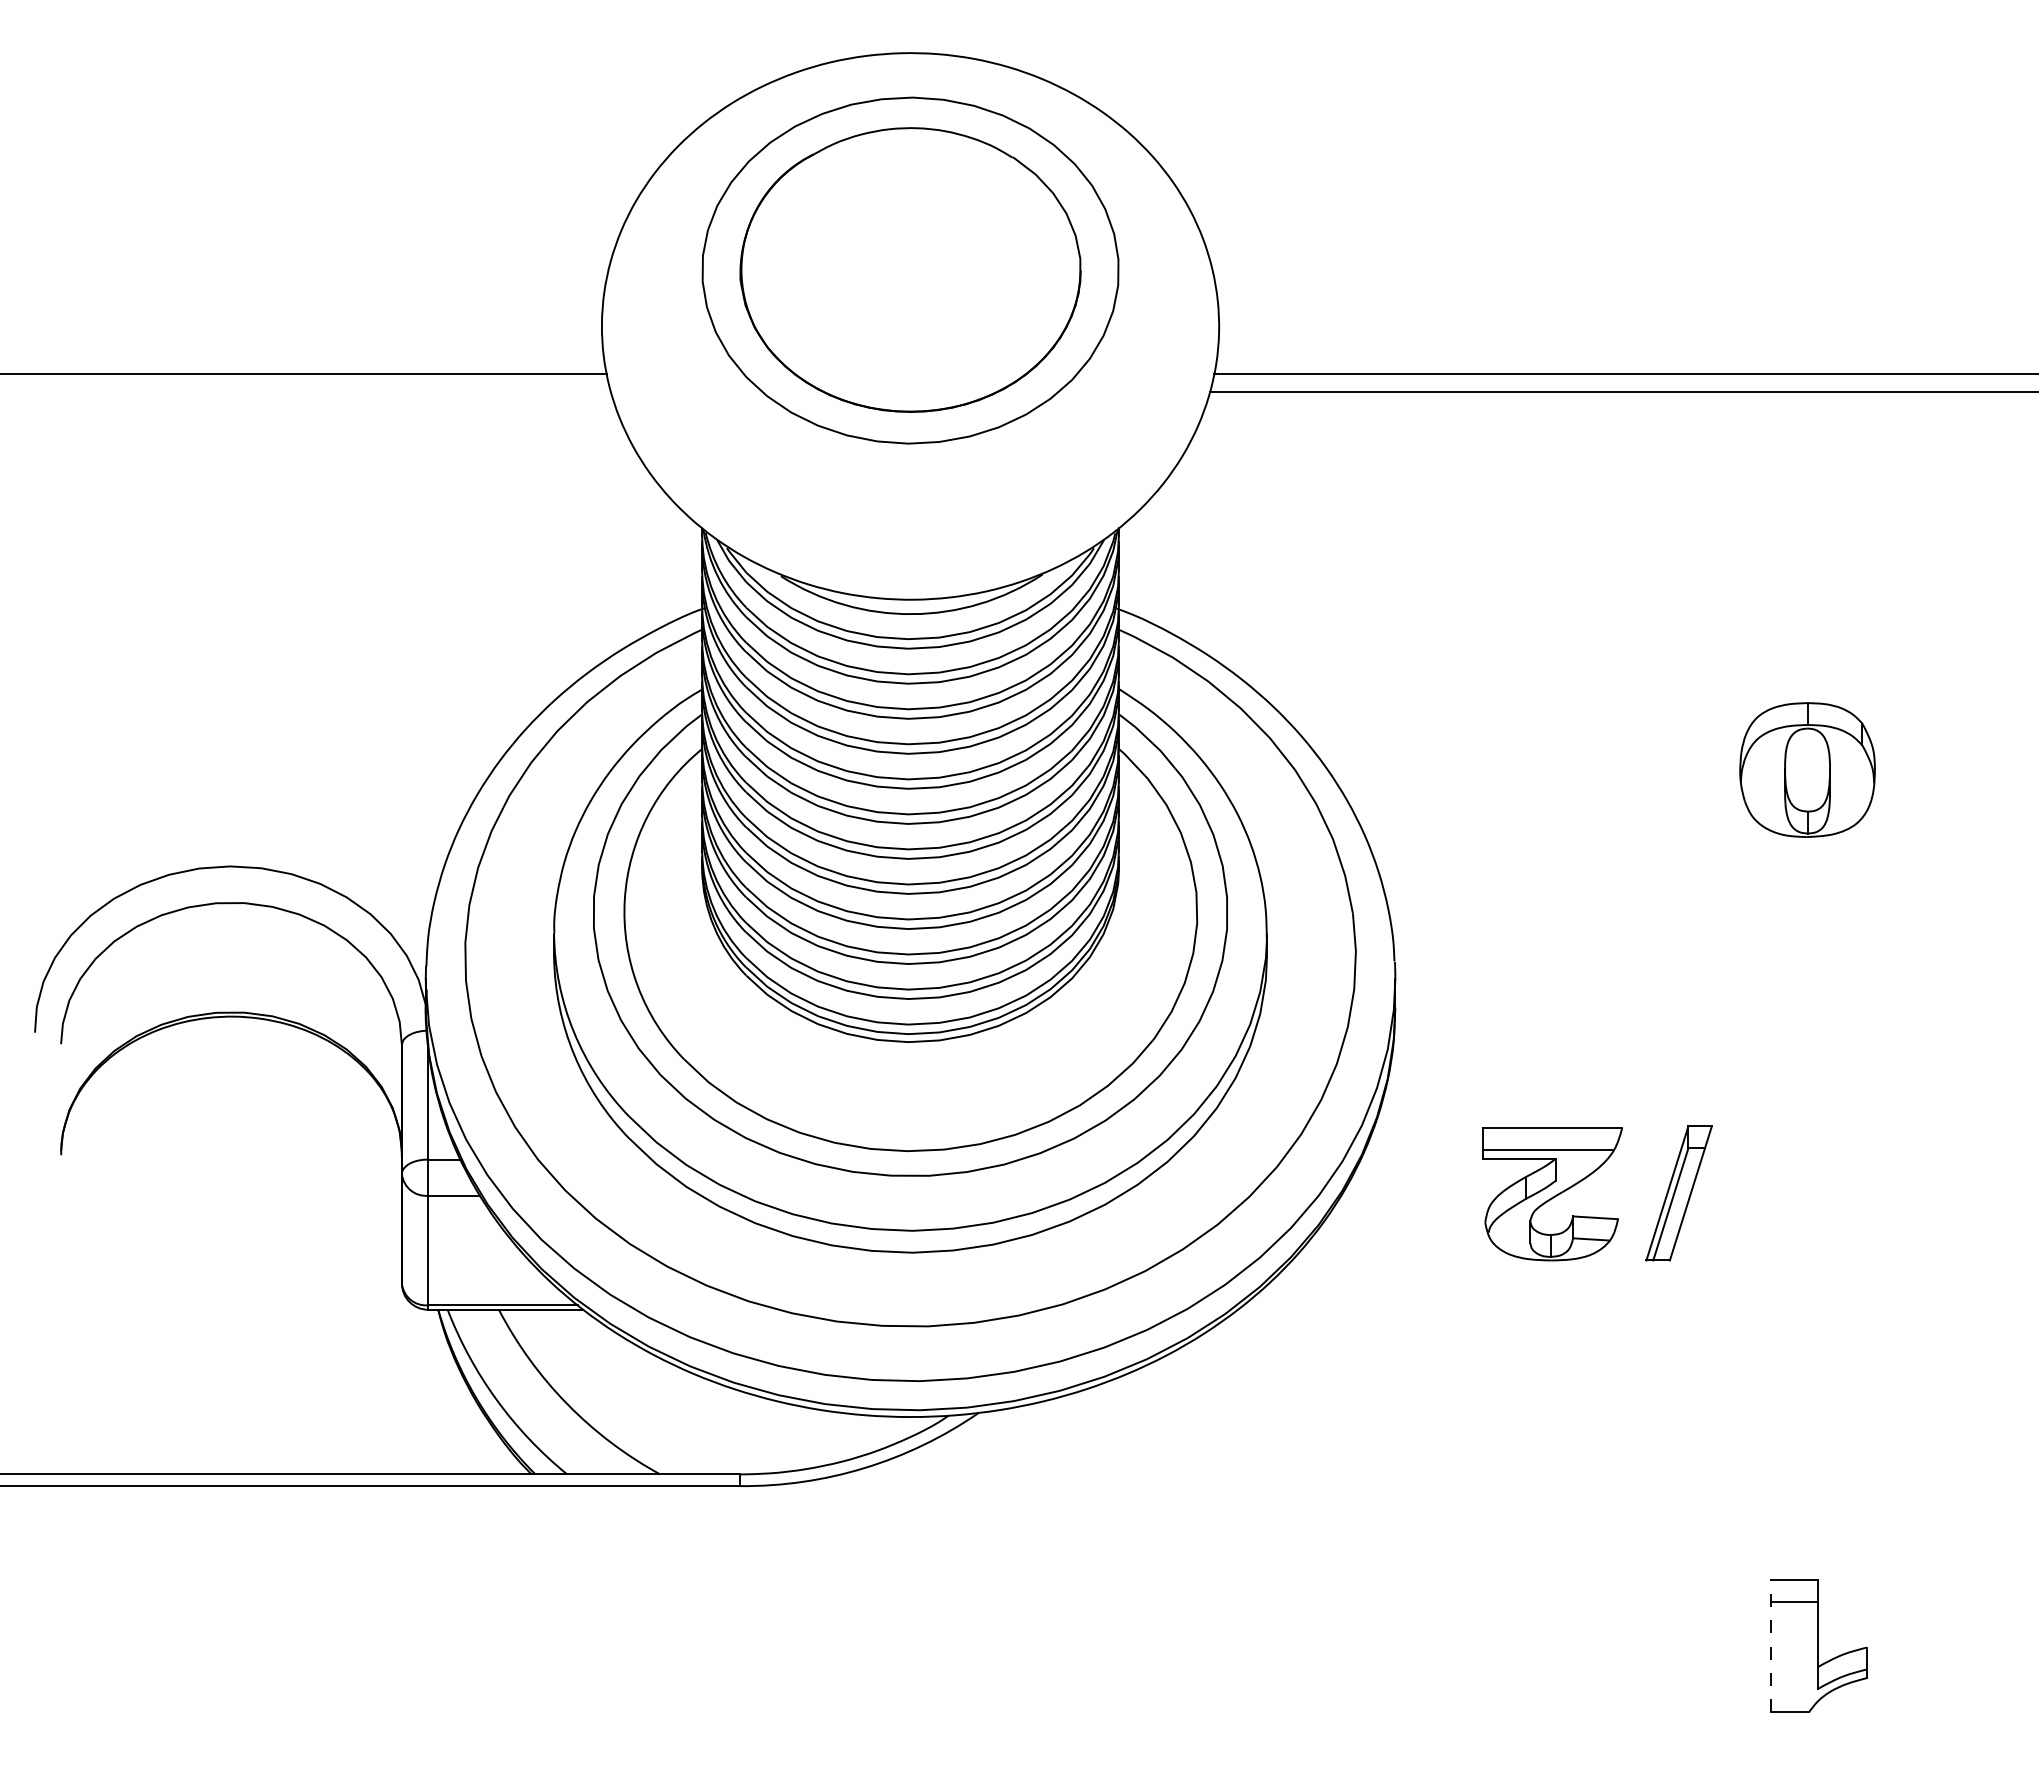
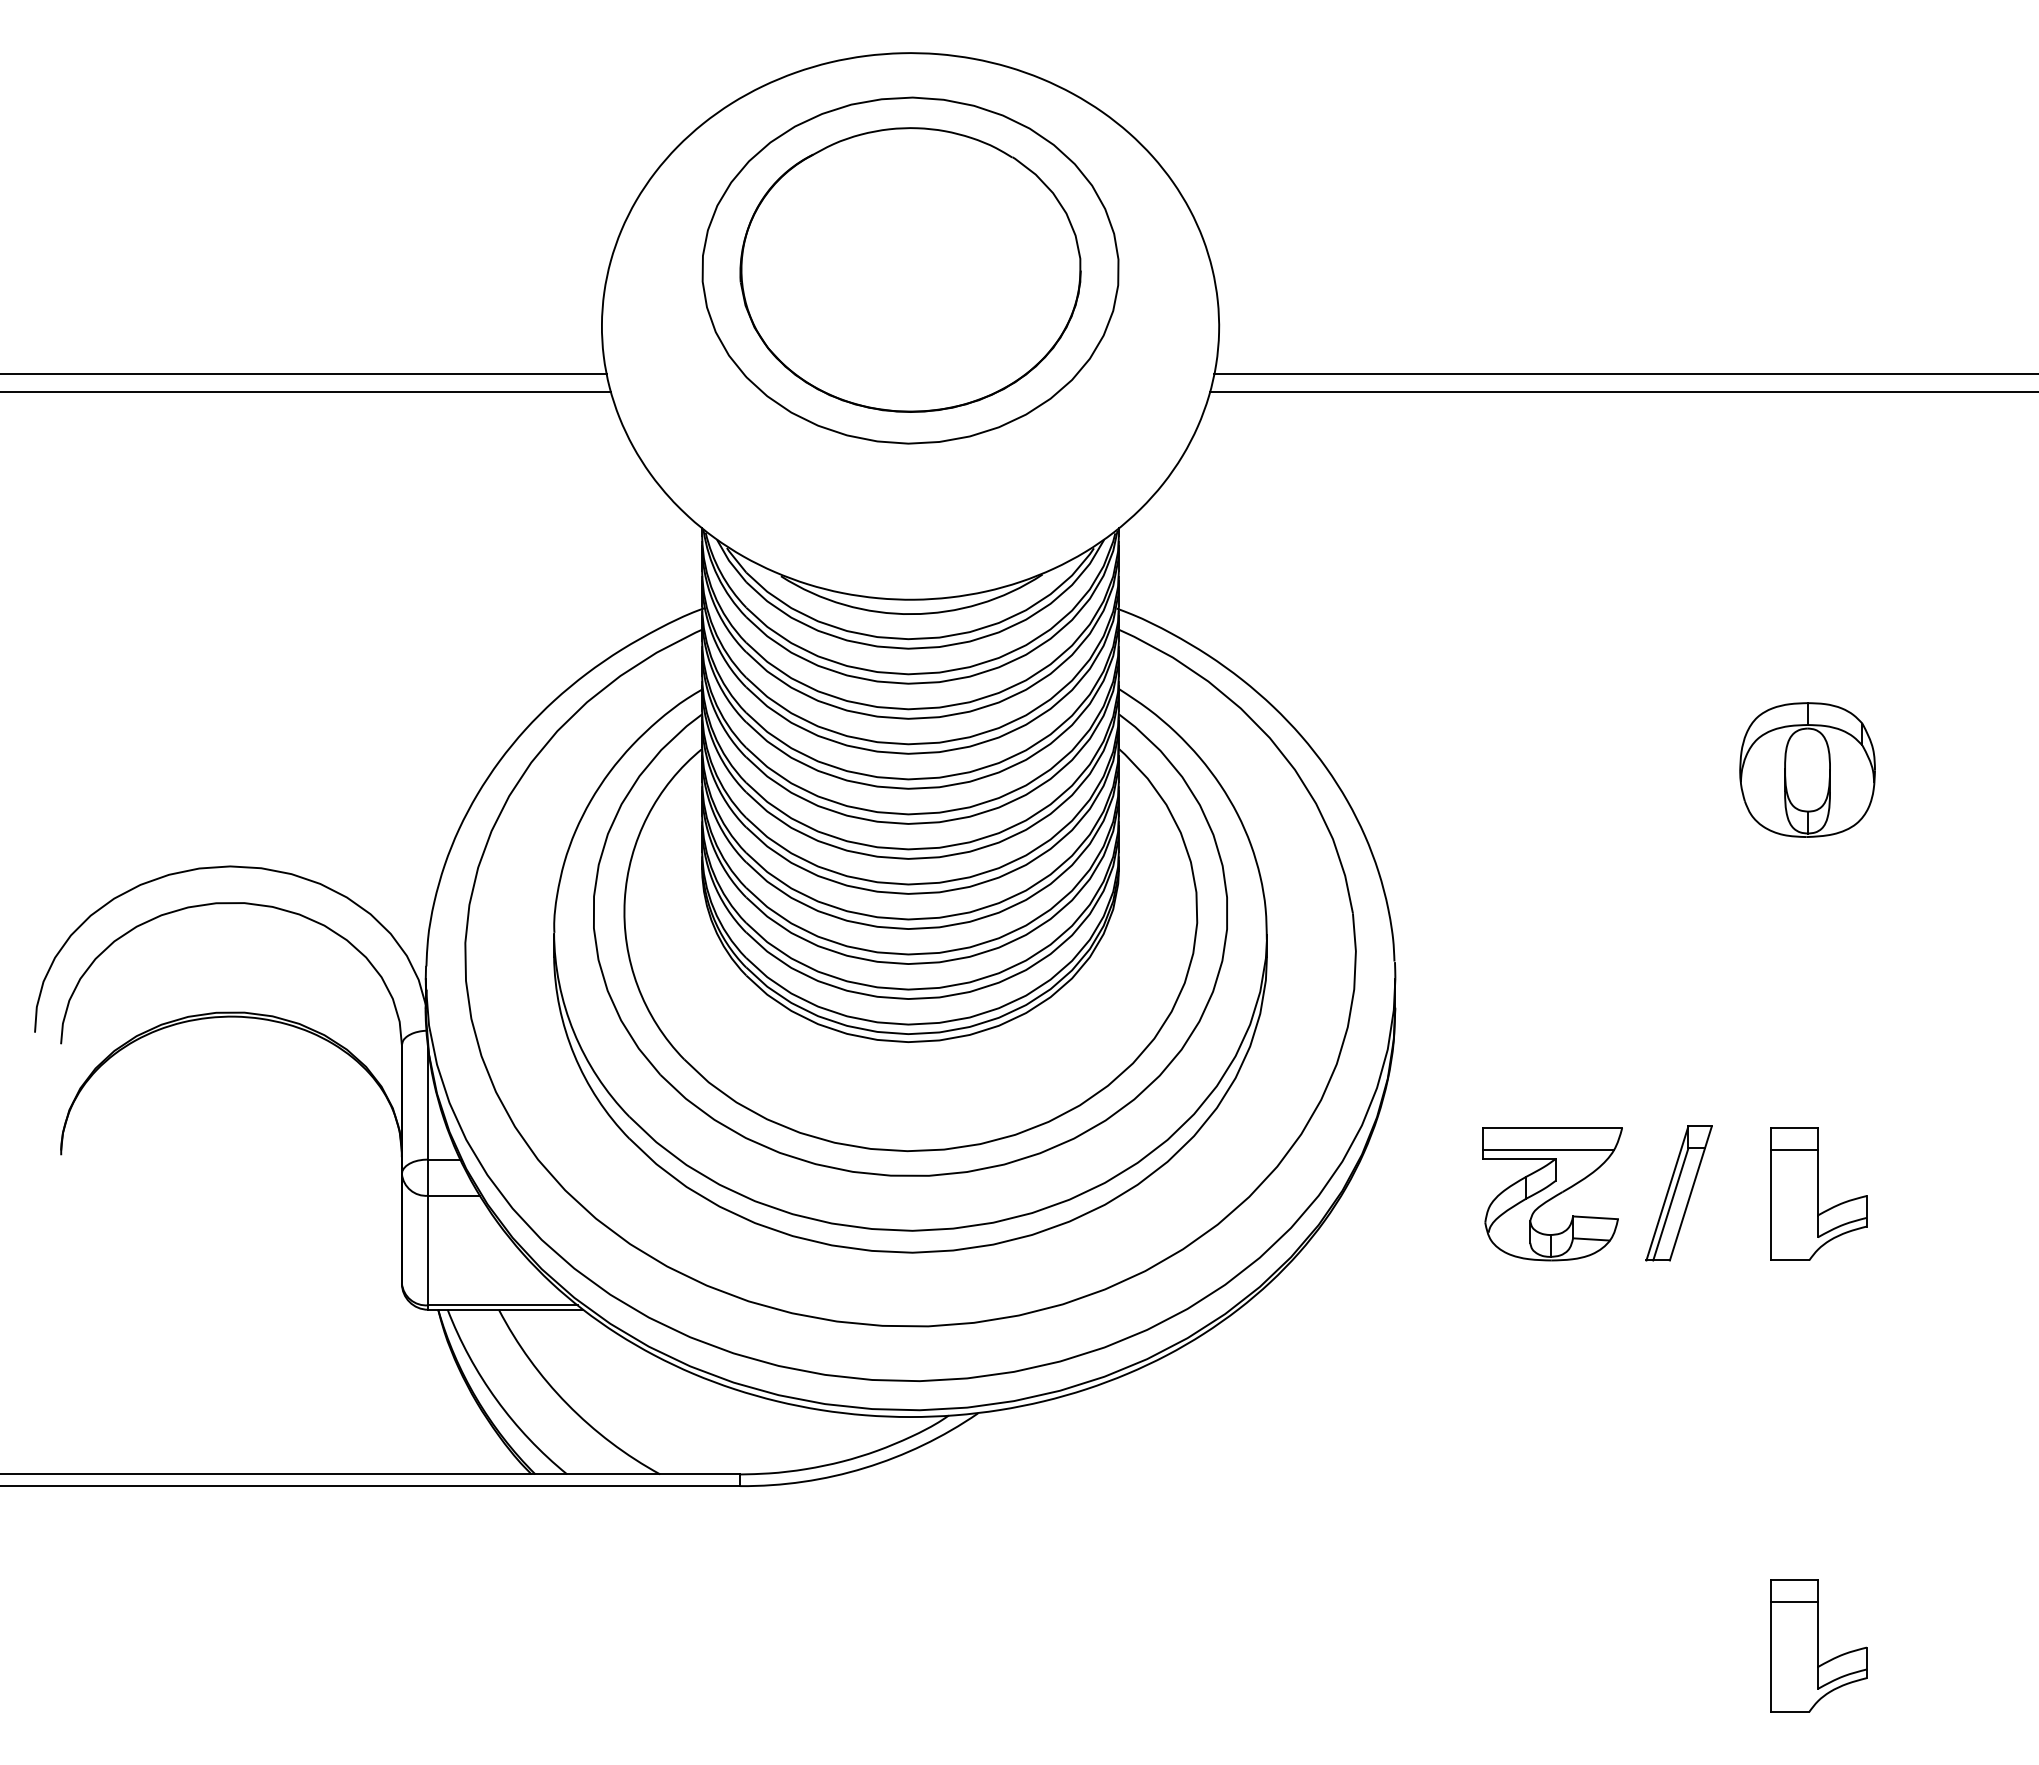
line: none -> present (306, 391)
part: none -> present (1818, 1193)
line: dashed -> solid (1770, 1645)
